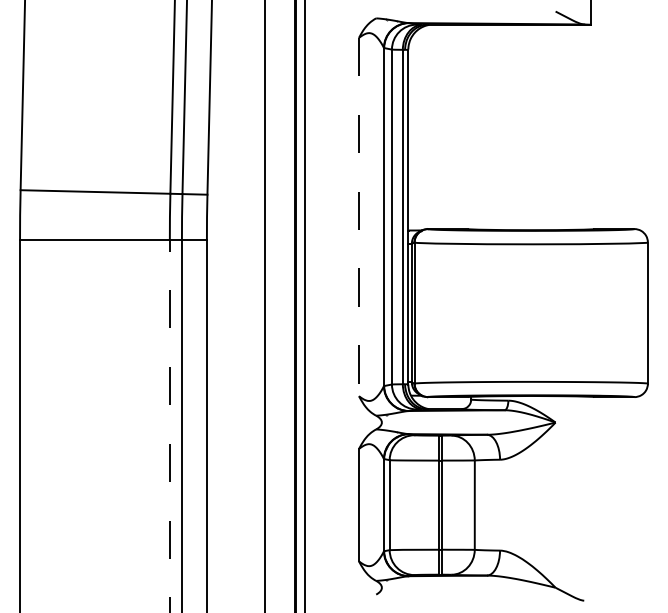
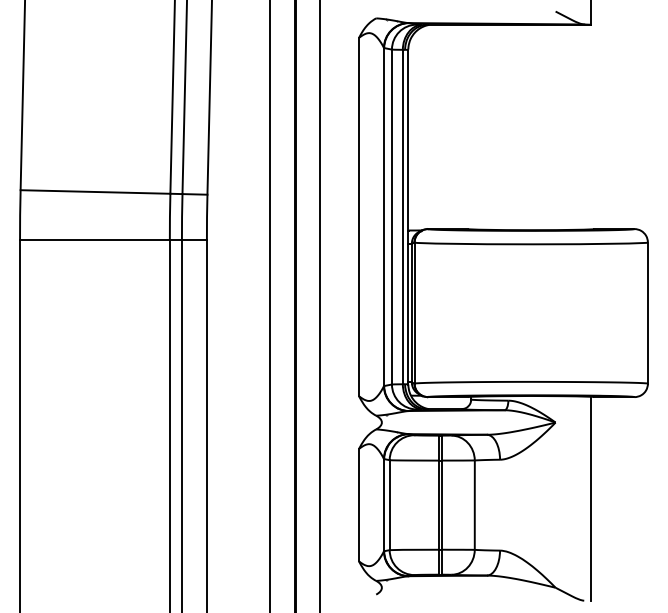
line: dashed -> solid (359, 217)
line position: (264, 305) -> (269, 305) (269, 305)
line position: (305, 305) -> (320, 305) (320, 305)
line: dashed -> solid (169, 426)
line: none -> present (591, 498)
